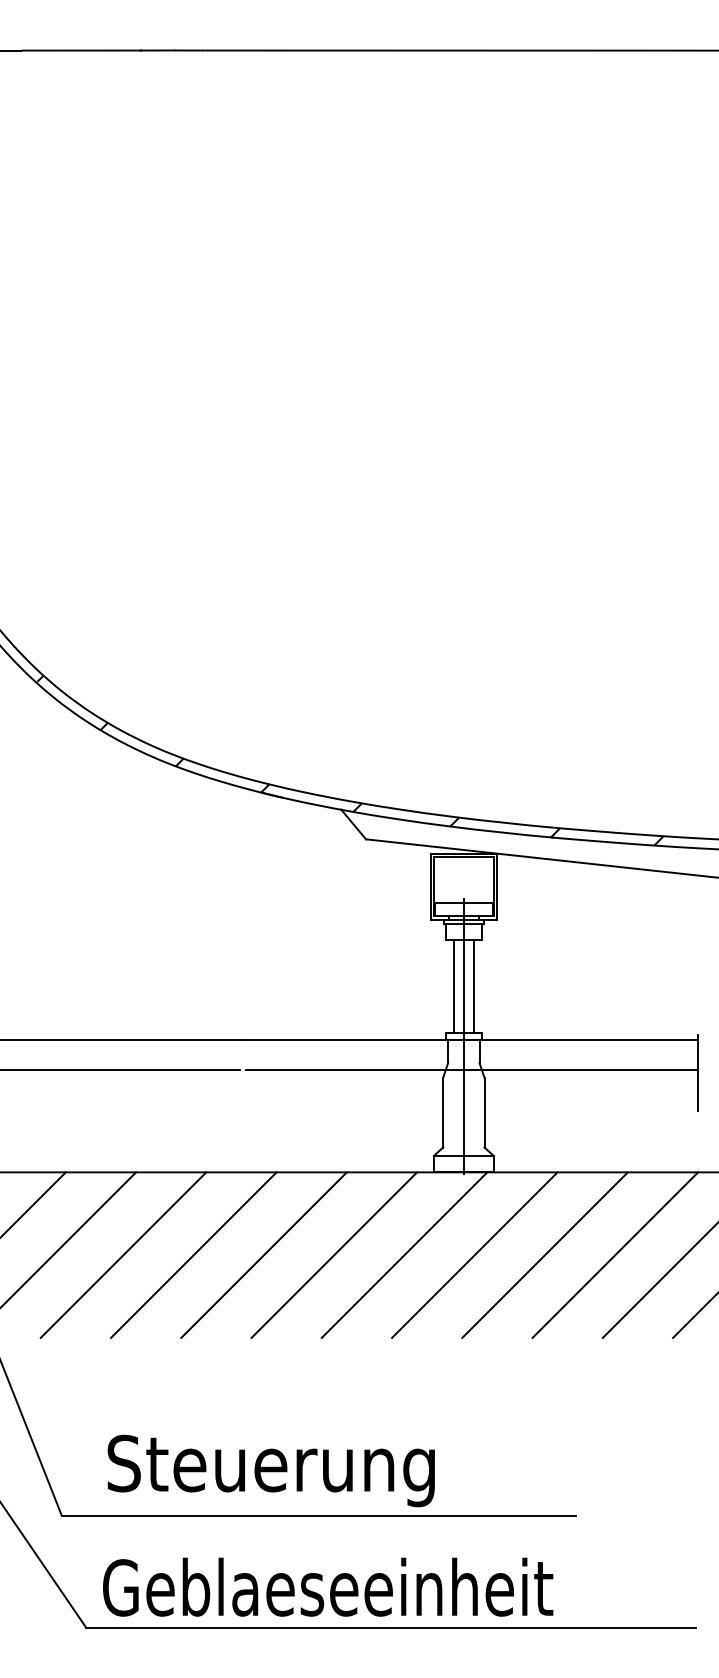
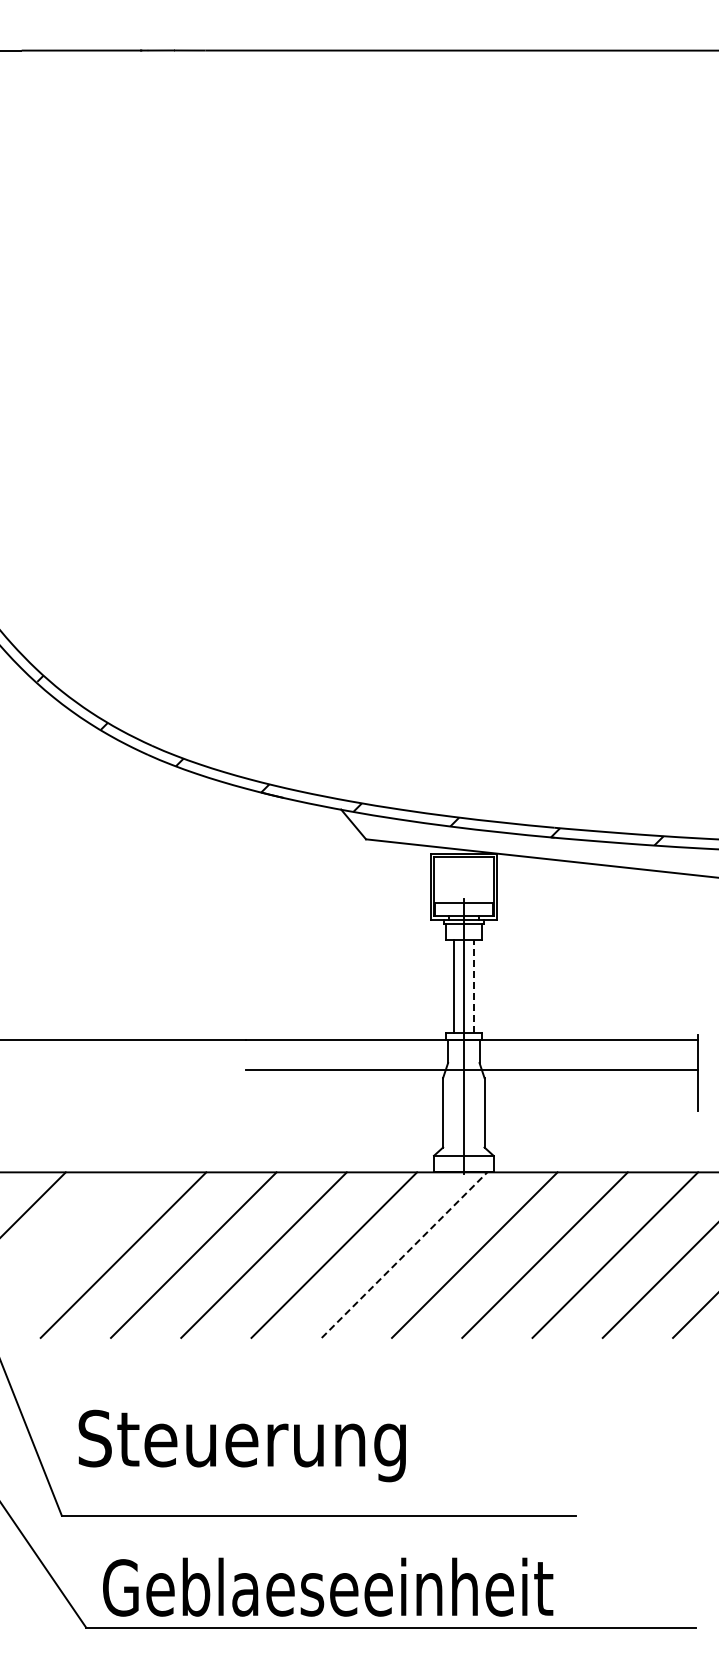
line: solid -> dashed (473, 986)
line: present -> none (120, 1069)
line: present -> none (69, 1239)
line: solid -> dashed (404, 1254)
text position: (270, 1470) -> (241, 1445) (241, 1445)
